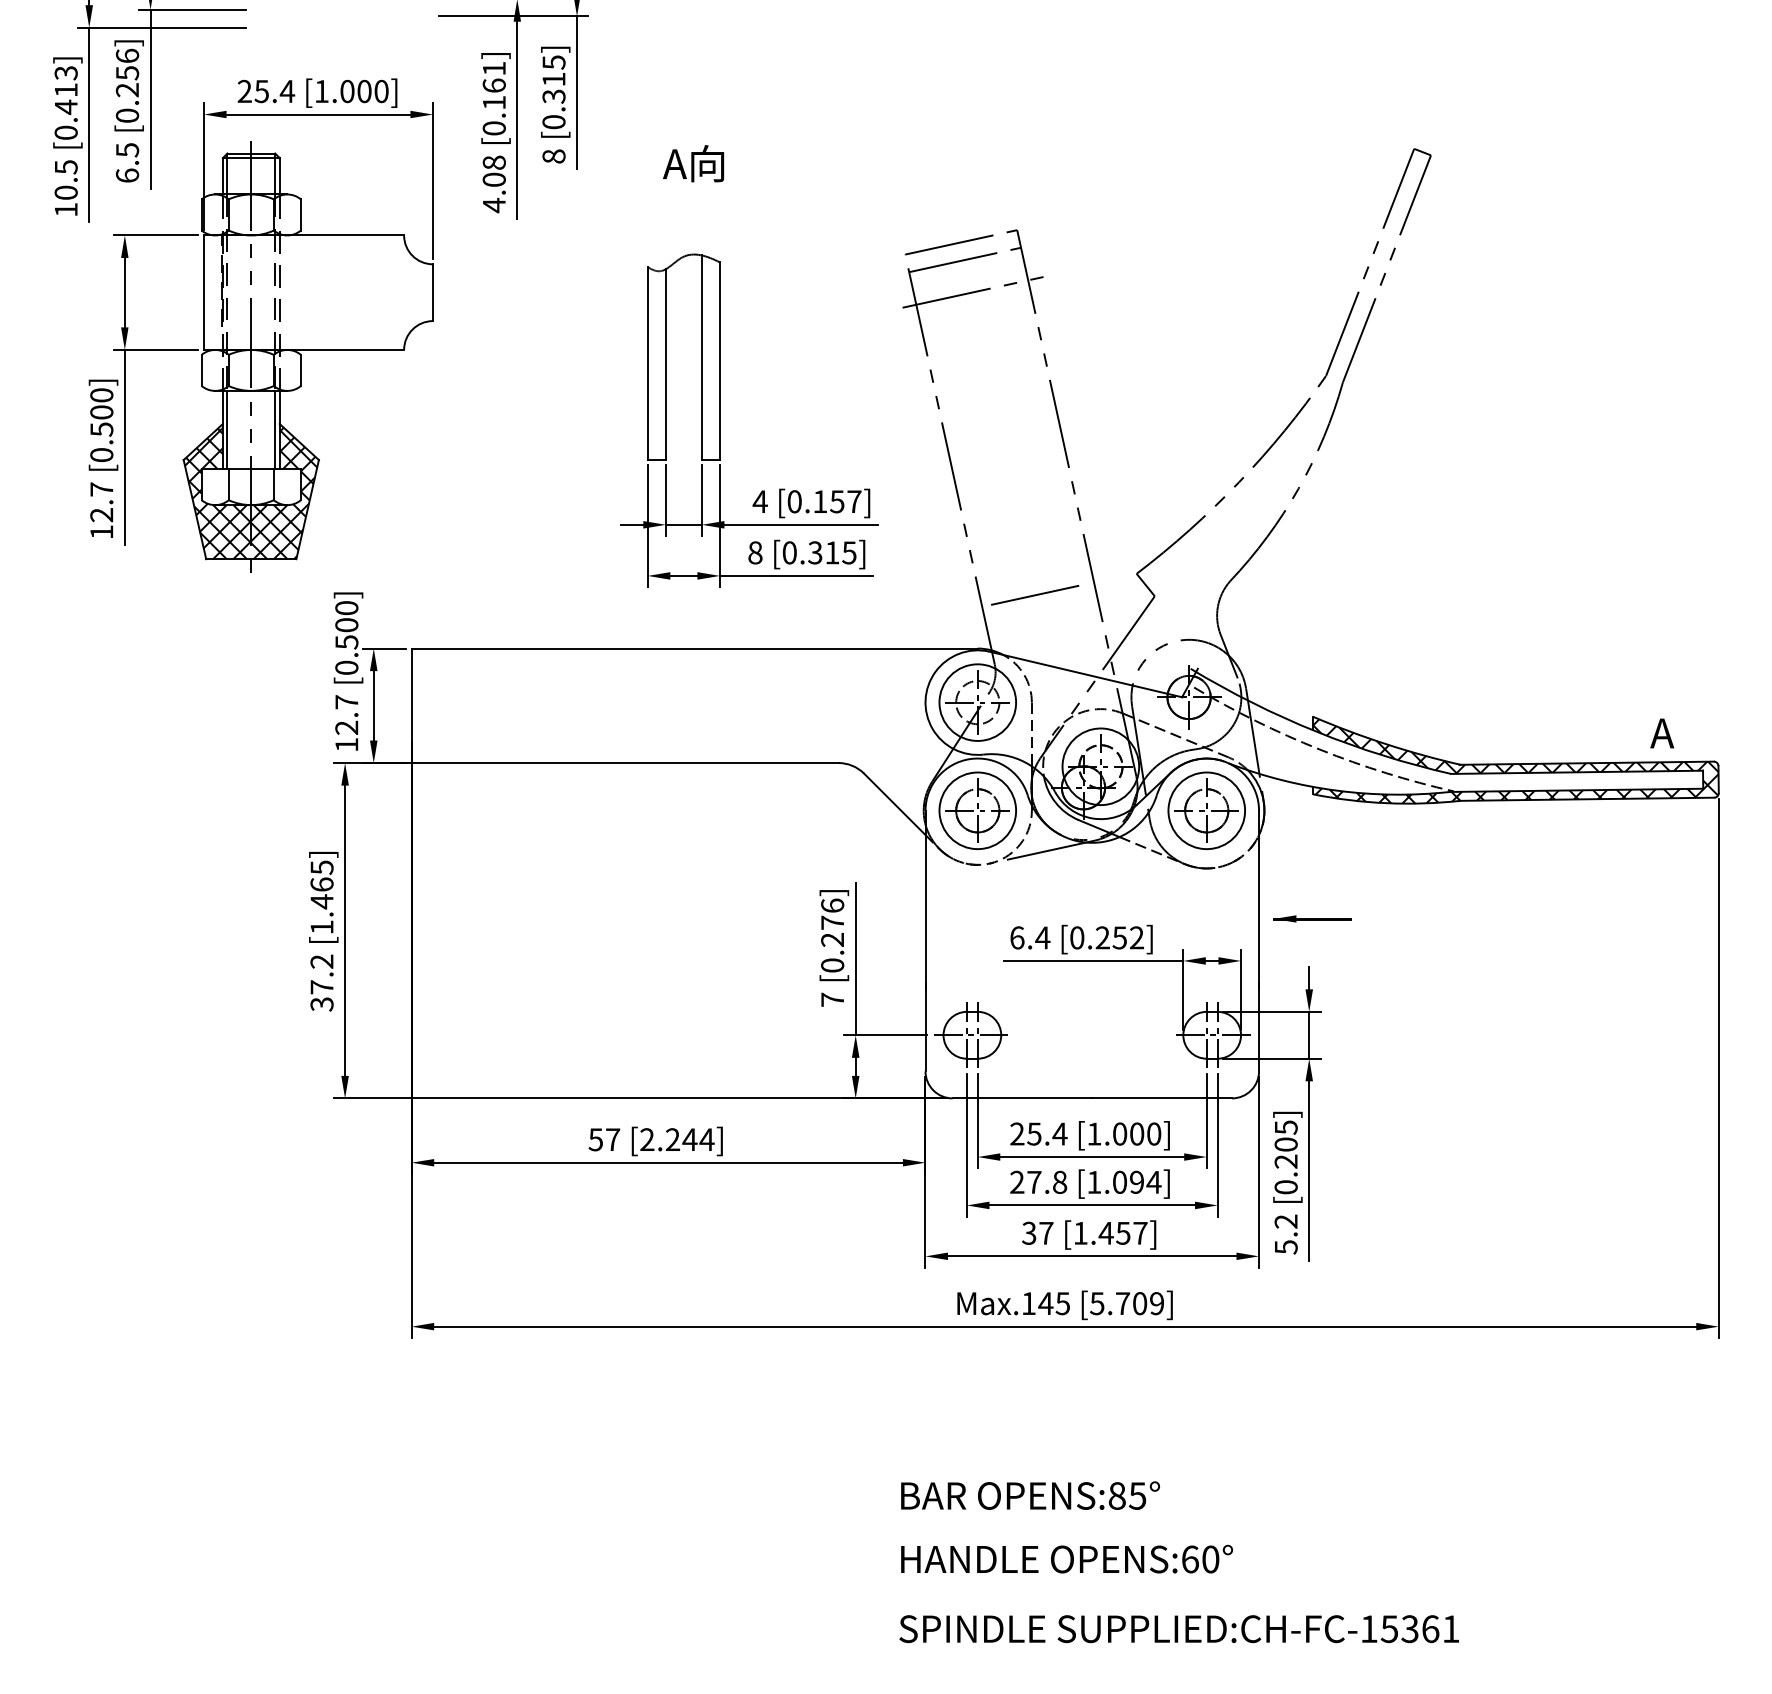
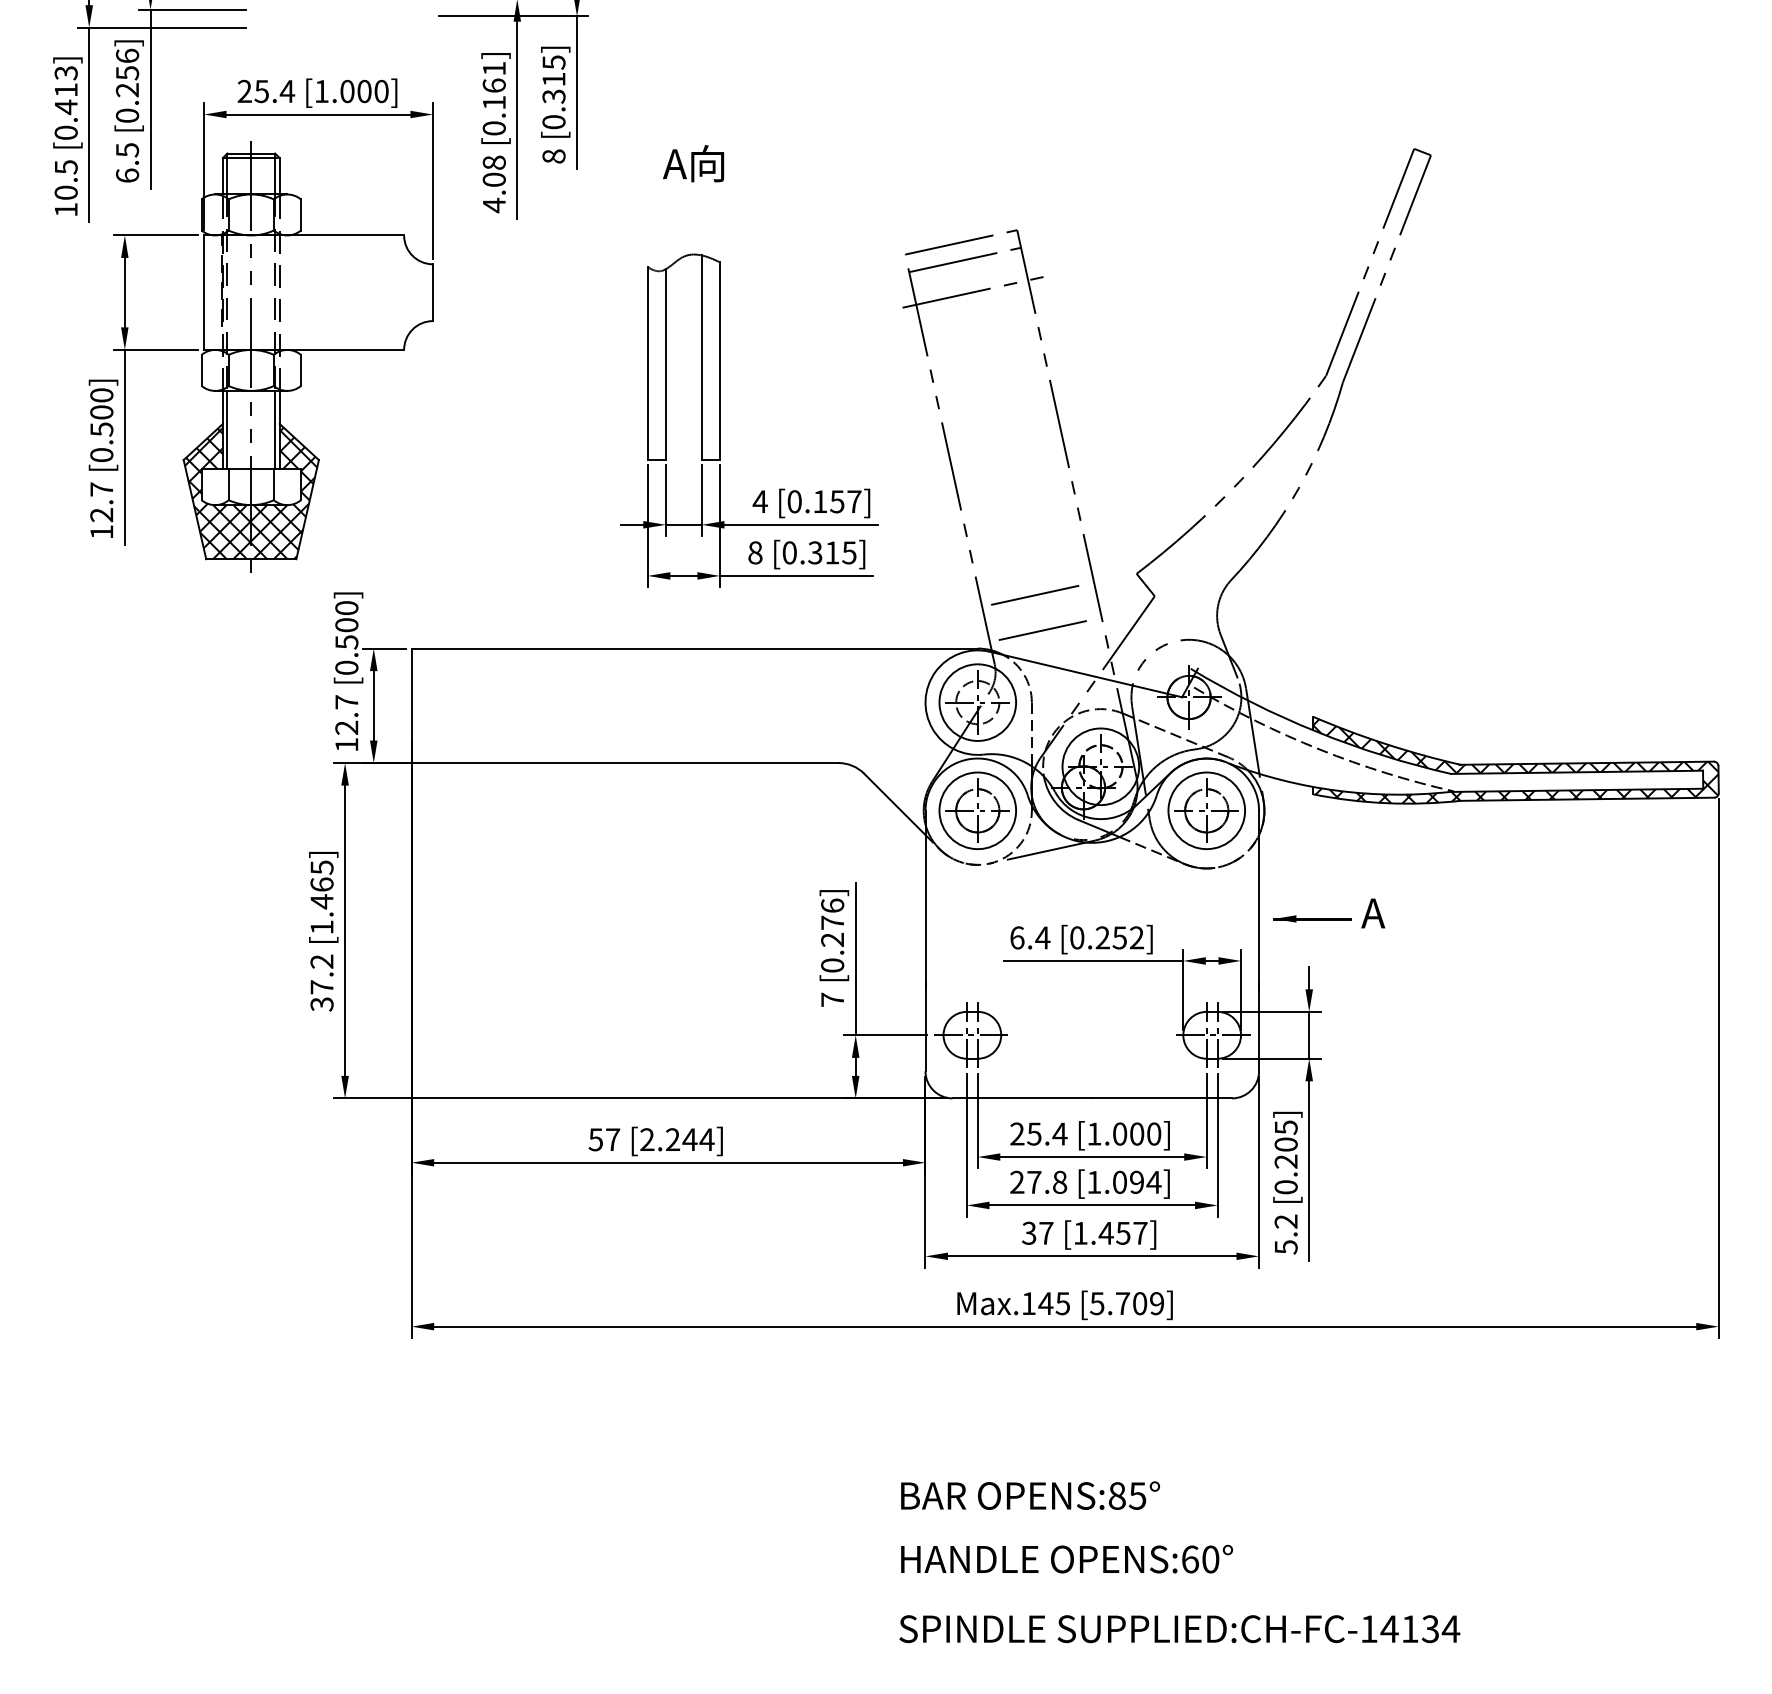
line: none -> present (1044, 629)
text position: (1662, 733) -> (1373, 913) (1373, 913)
text: SUPPLIED:CH-FC-15361 -> SUPPLIED:CH-FC-14134 (1420, 1629)
